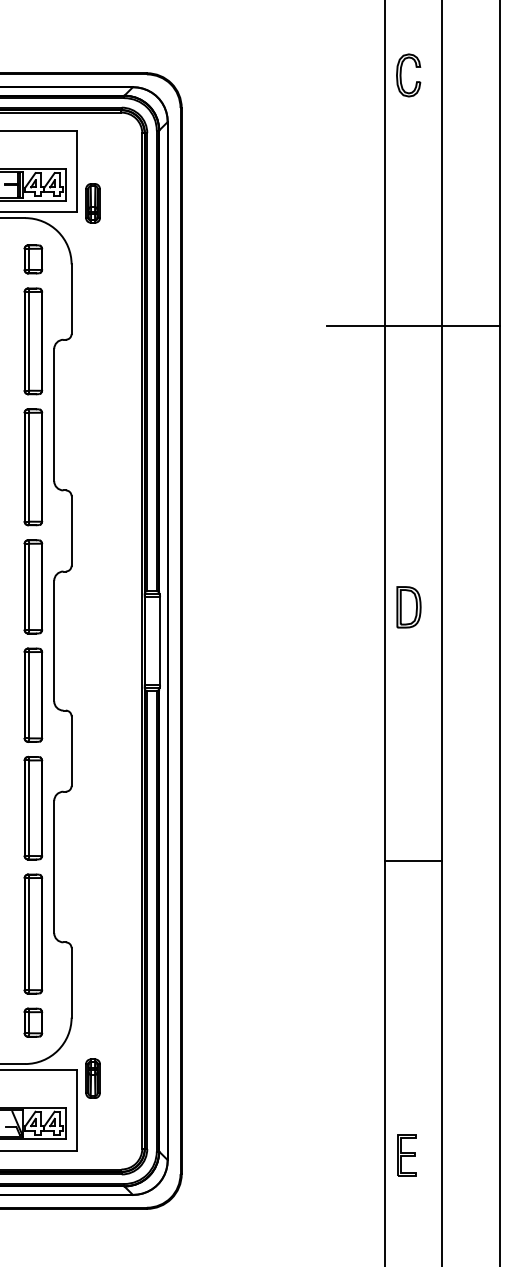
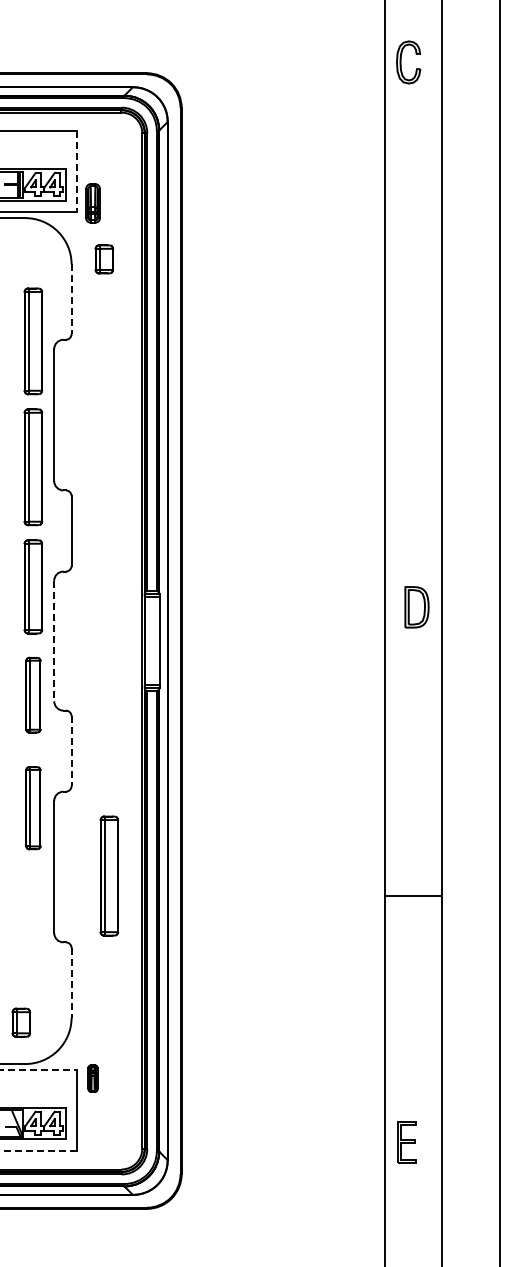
part position: (401, 75) -> (401, 62) (401, 62)
line: solid -> dashed (77, 171)
part position: (33, 259) -> (104, 259) (104, 259)
line: solid -> dashed (71, 299)
line: present -> none (413, 326)
part position: (408, 607) -> (416, 607) (416, 607)
line: solid -> dashed (54, 641)
part size: 21x96 px -> 17x78 px (33, 694)
line: solid -> dashed (71, 751)
part size: 21x106 px -> 17x85 px (33, 808)
line position: (413, 861) -> (413, 896) (413, 896)
part position: (33, 933) -> (109, 875) (109, 875)
line: solid -> dashed (71, 982)
part position: (33, 1022) -> (21, 1022) (21, 1022)
line: solid -> dashed (39, 1069)
part size: 16x41 px -> 12x29 px (92, 1078)
line: solid -> dashed (38, 1150)
part position: (406, 1155) -> (406, 1142) (406, 1142)
